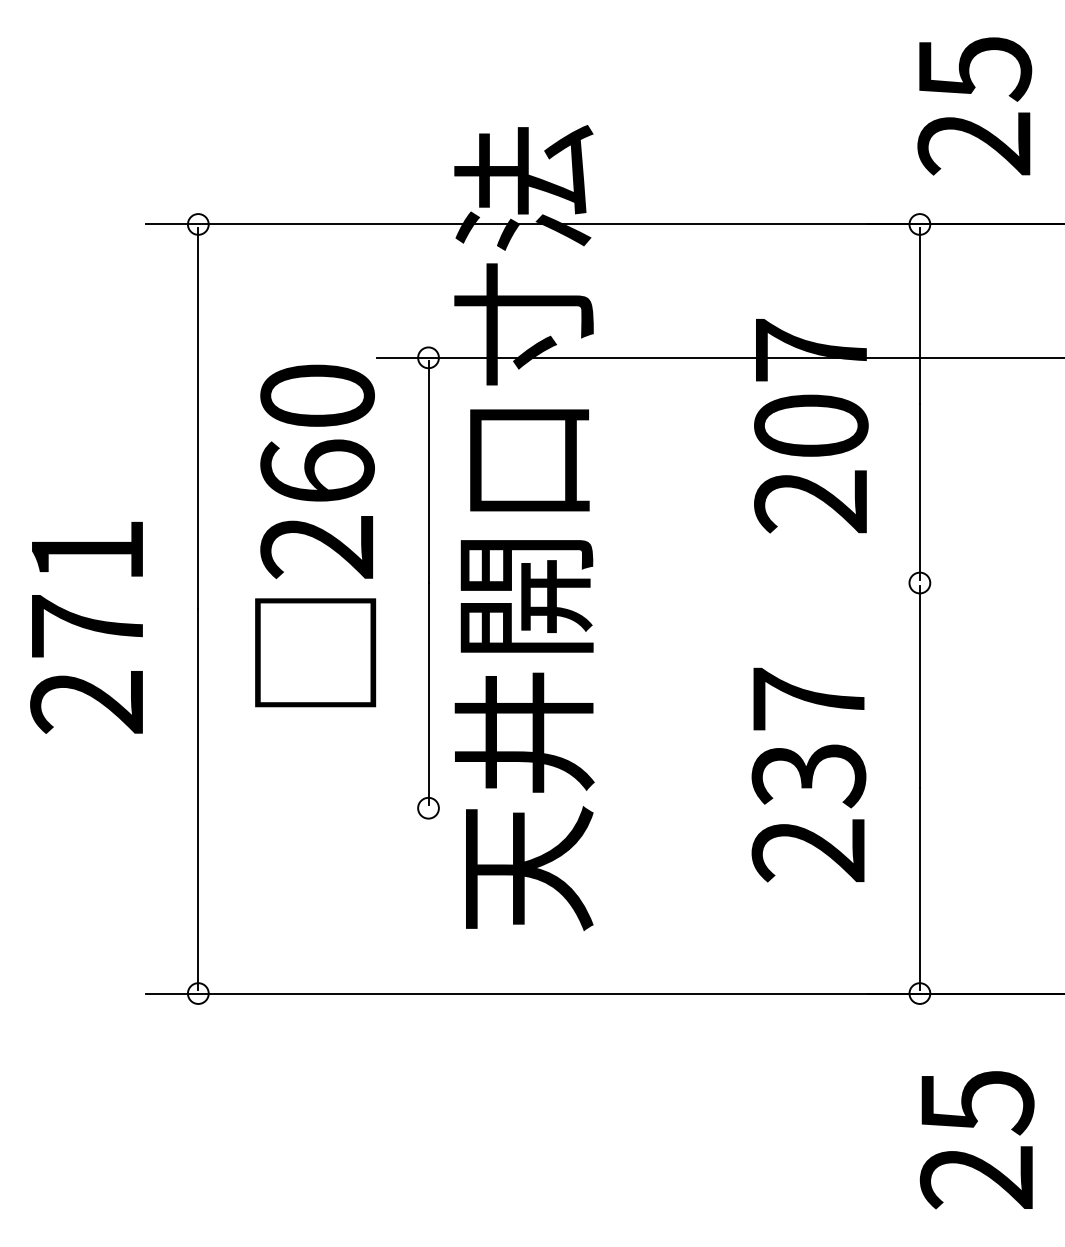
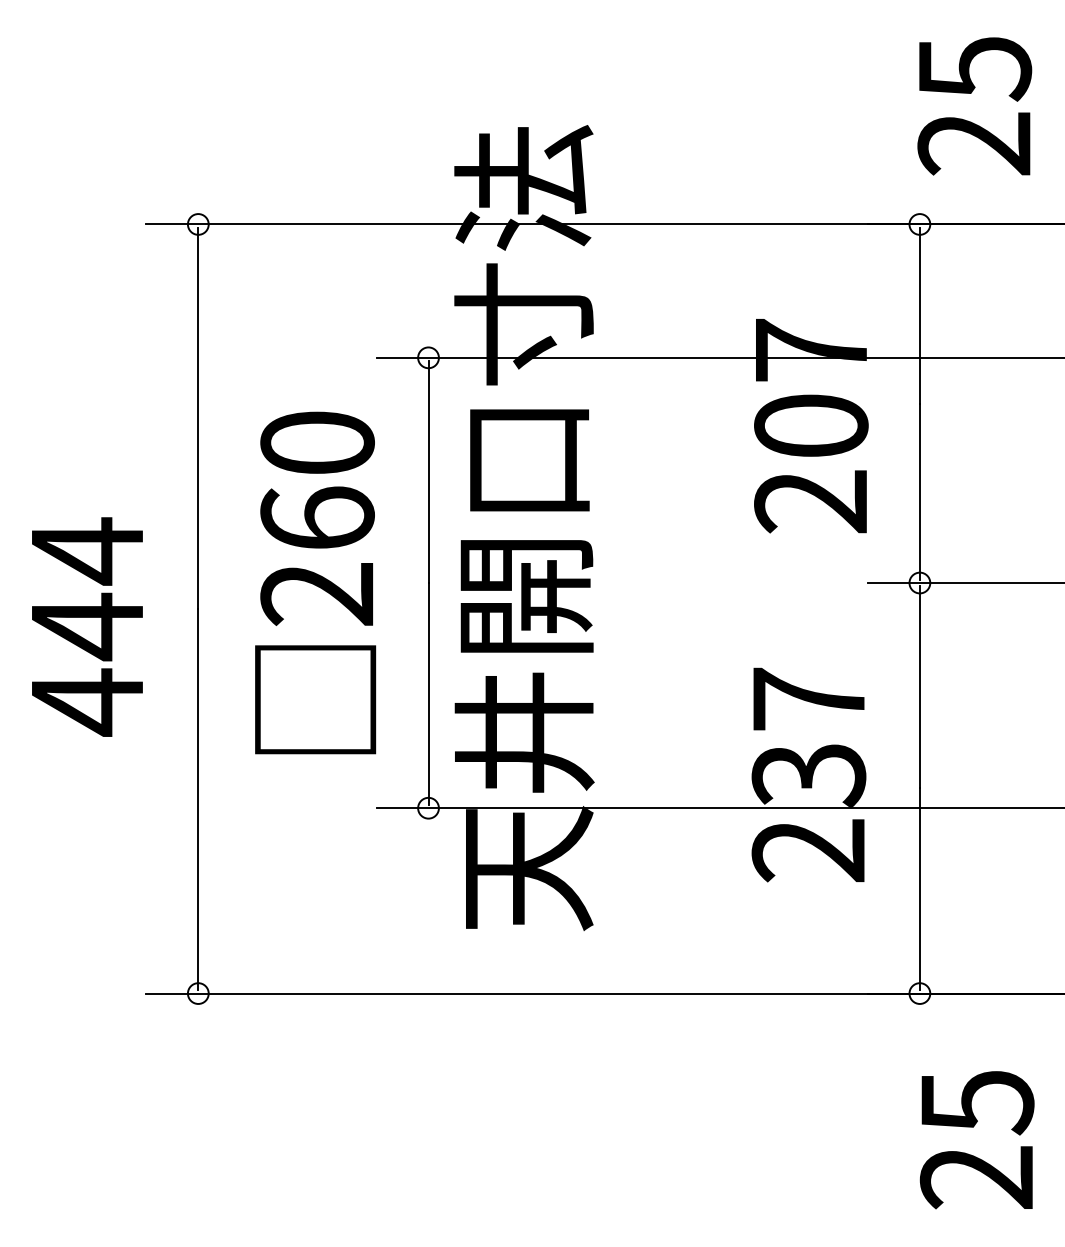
text position: (315, 535) -> (315, 582) (315, 582)
line: none -> present (964, 583)
text: 271 -> 444 (86, 626)
line: none -> present (718, 808)
